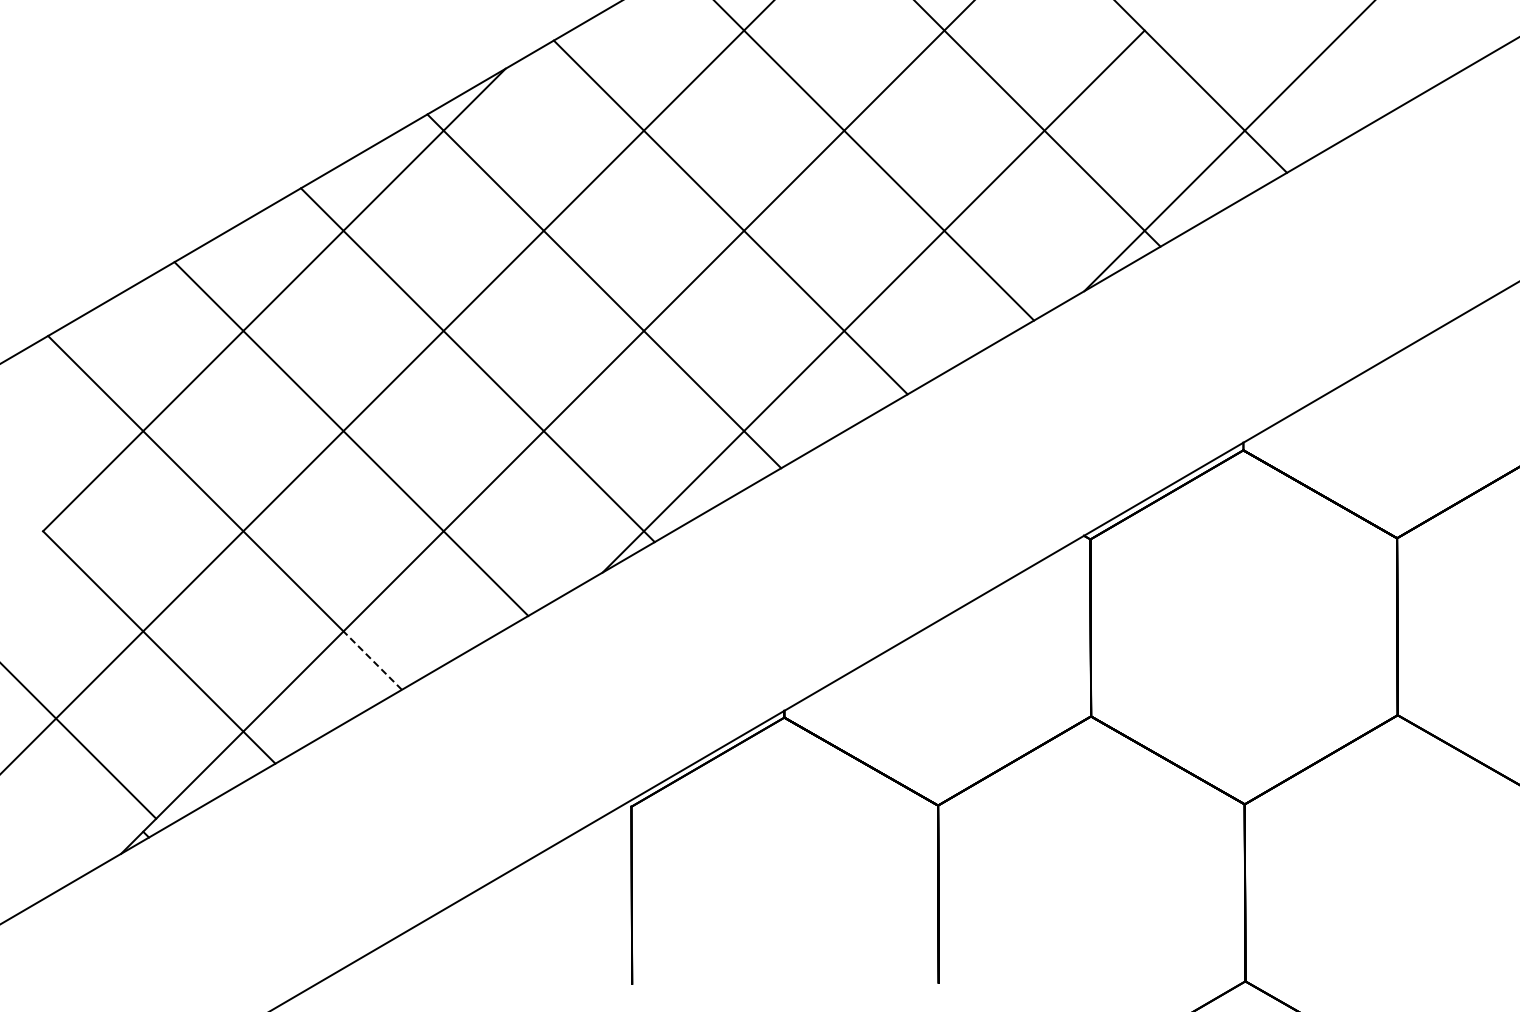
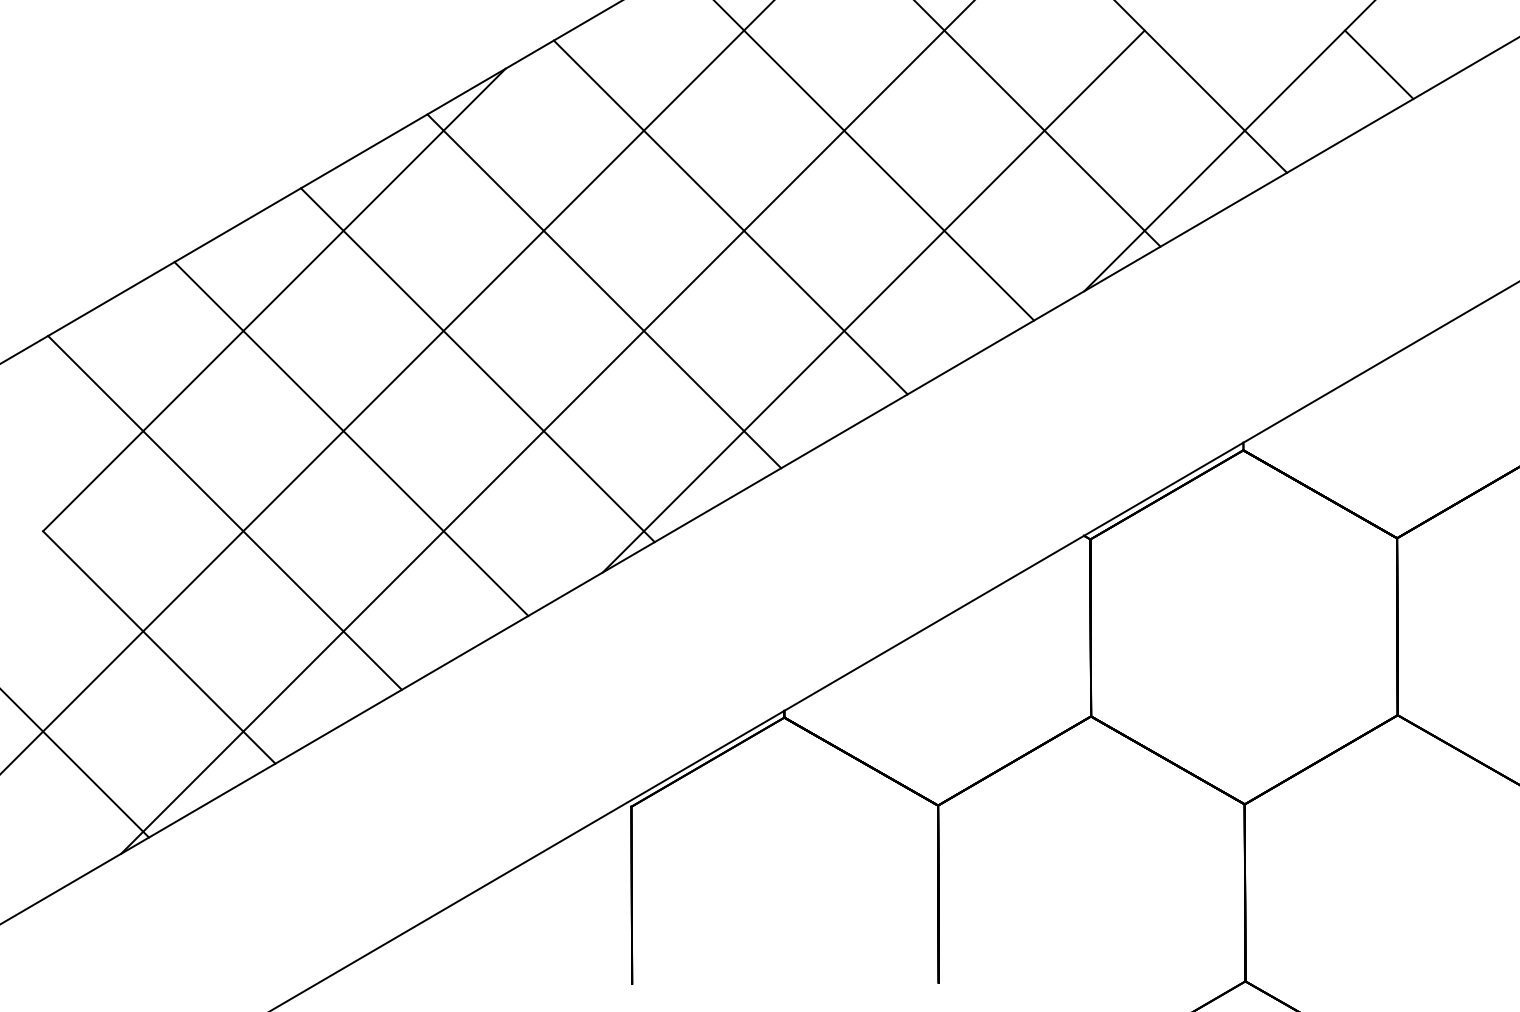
line: none -> present (1379, 64)
line: dashed -> solid (372, 660)
line position: (79, 741) -> (72, 760) (72, 760)
